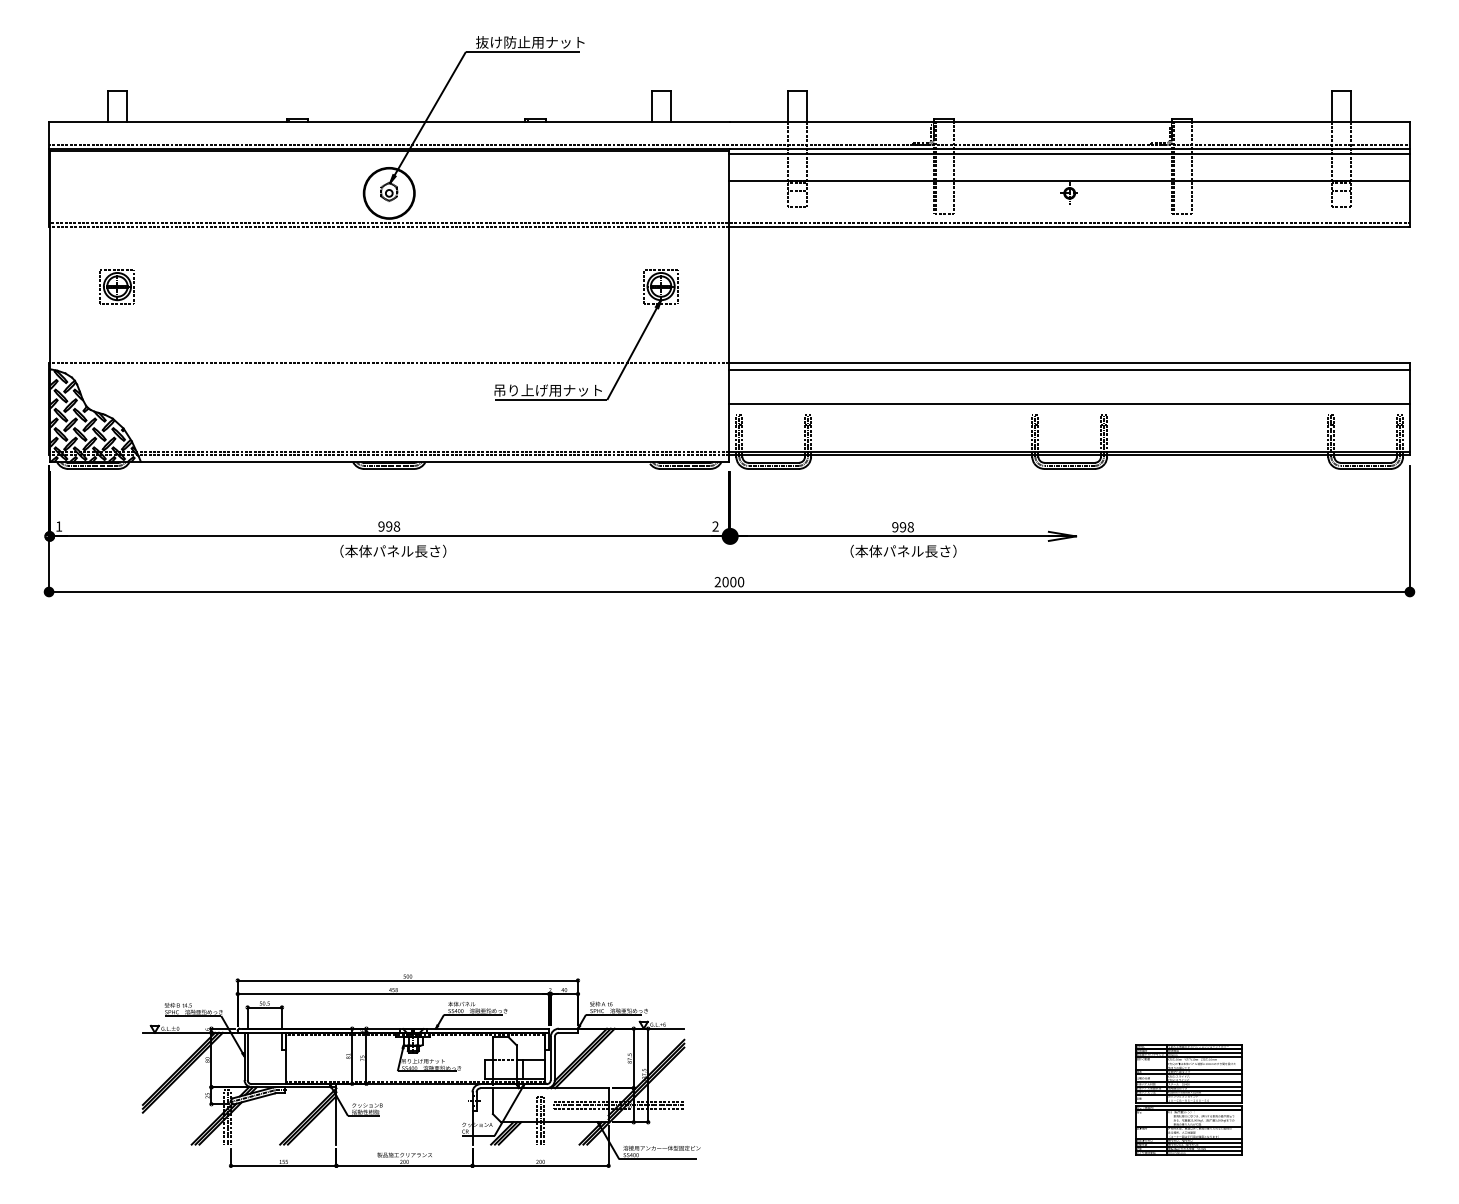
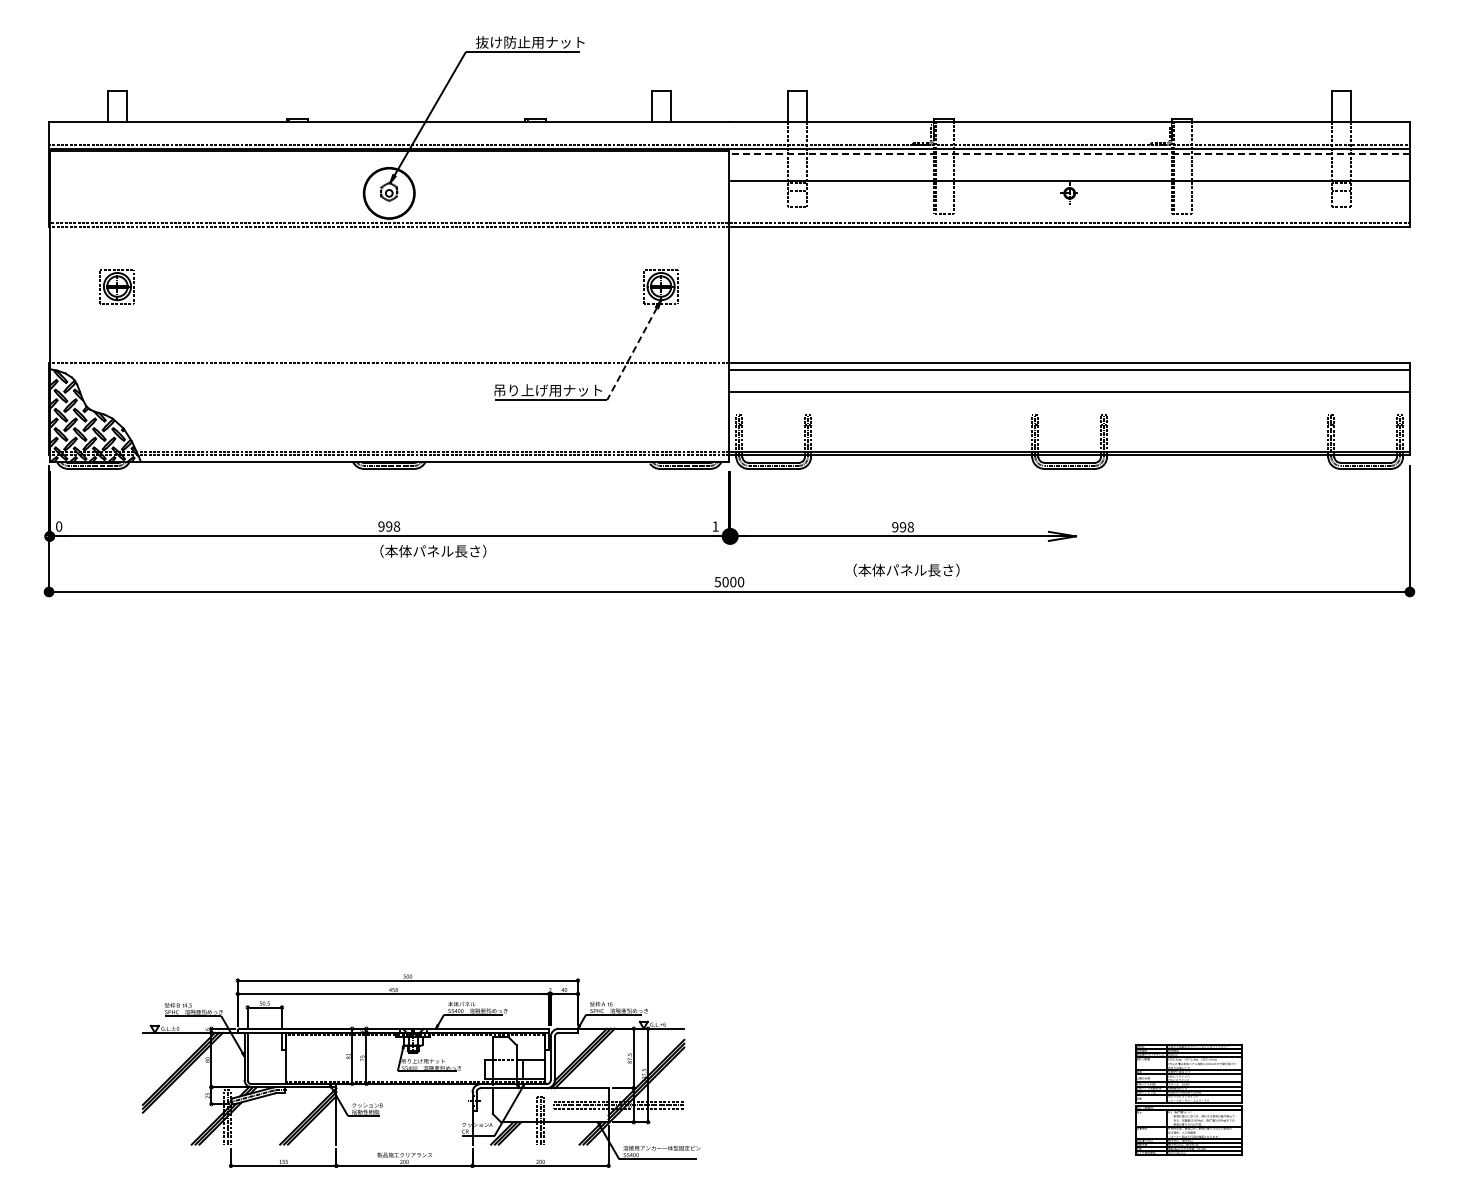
line: solid -> dashed (1069, 153)
line: solid -> dashed (631, 354)
line position: (1068, 404) -> (1068, 392) (1068, 392)
text: 1 -> 0 (59, 526)
text: 2 -> 1 (715, 526)
text position: (393, 550) -> (433, 550) (433, 550)
text position: (903, 550) -> (906, 569) (906, 569)
text: 2000 -> 5000 (717, 581)
